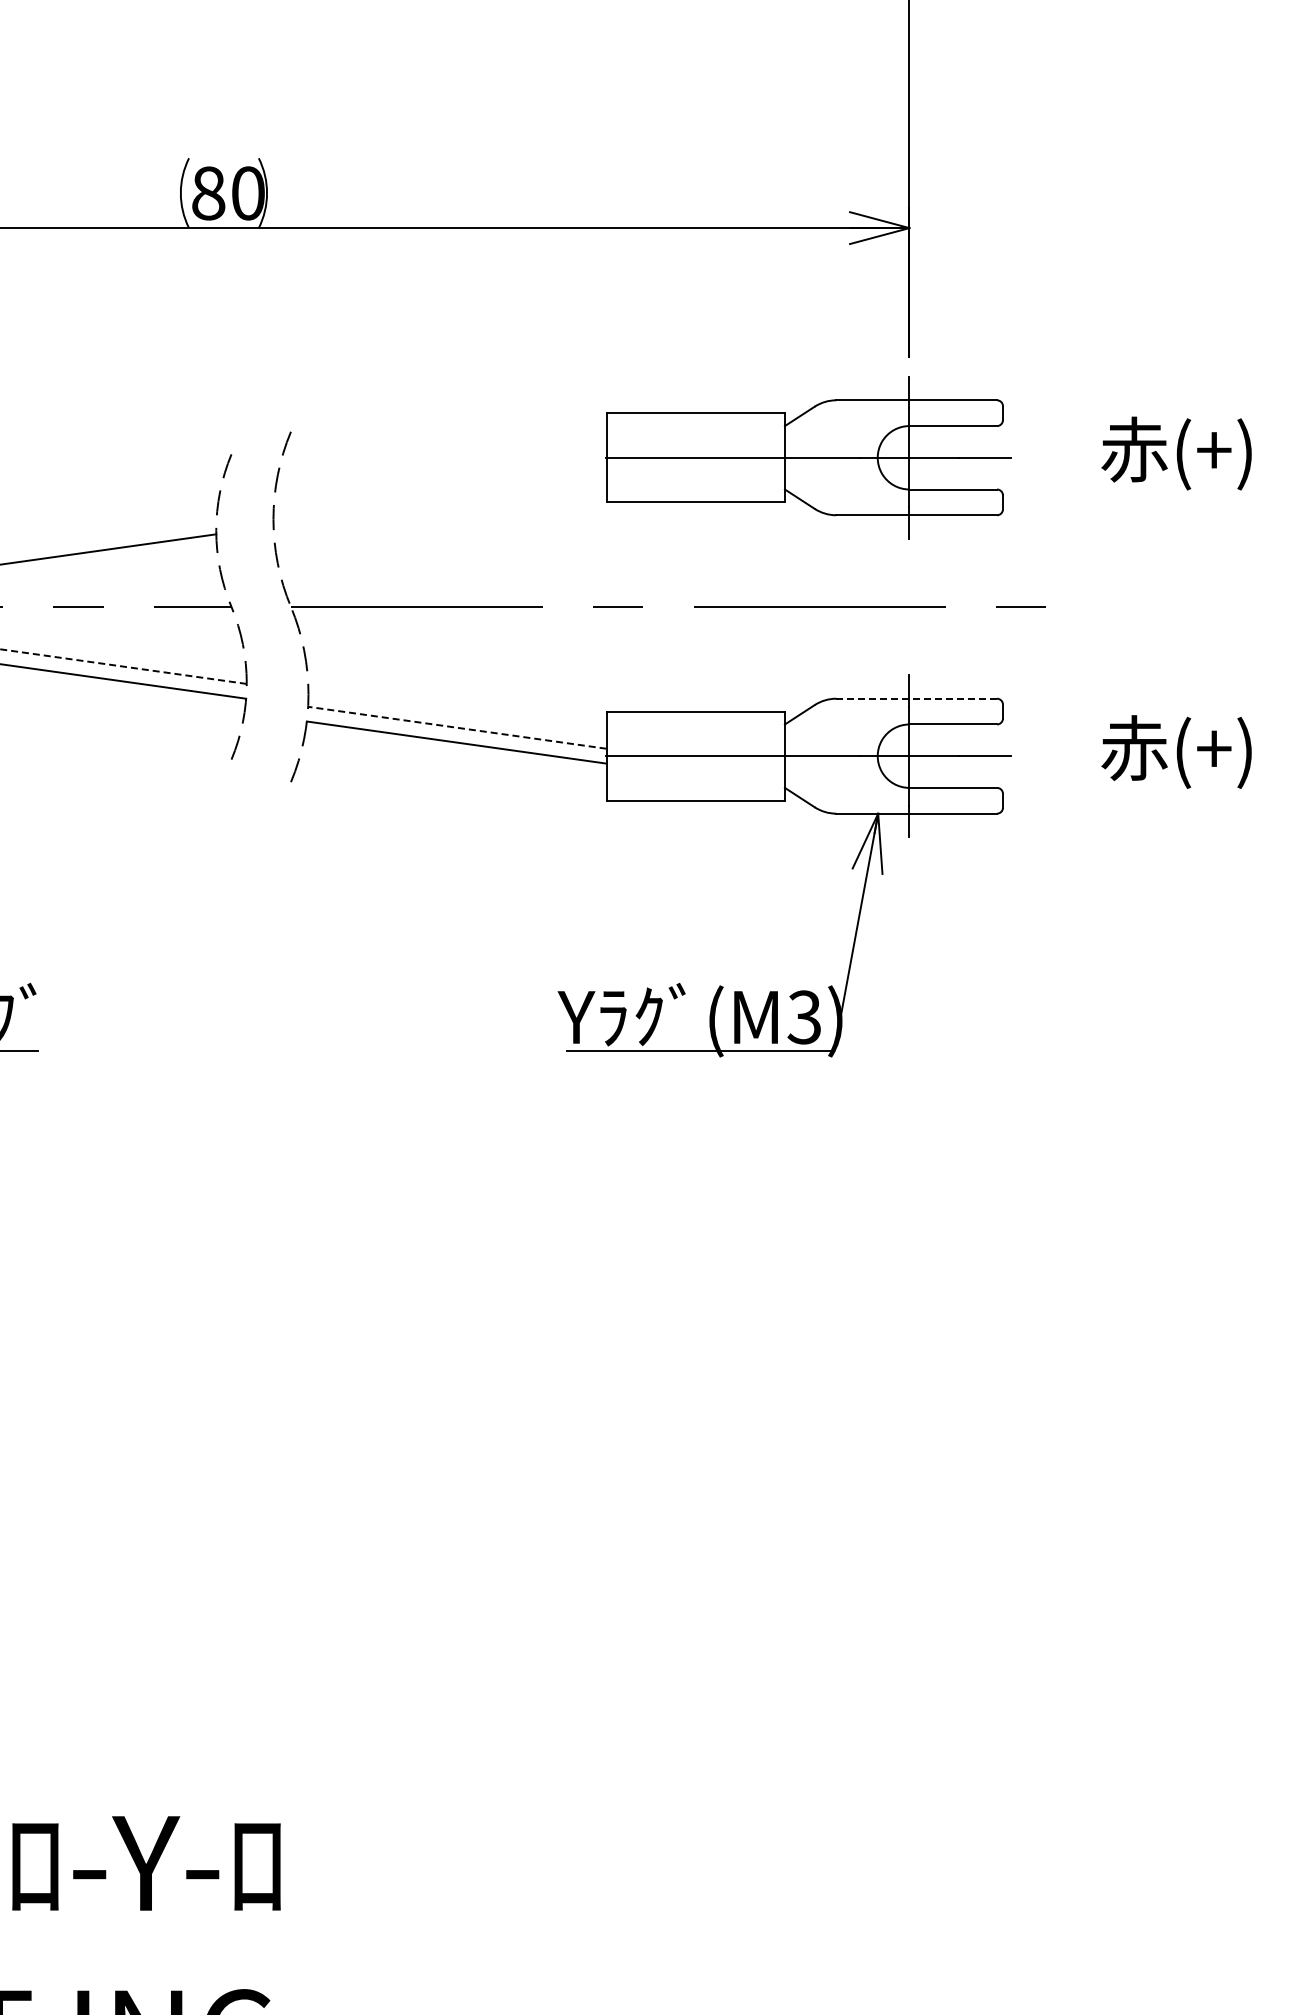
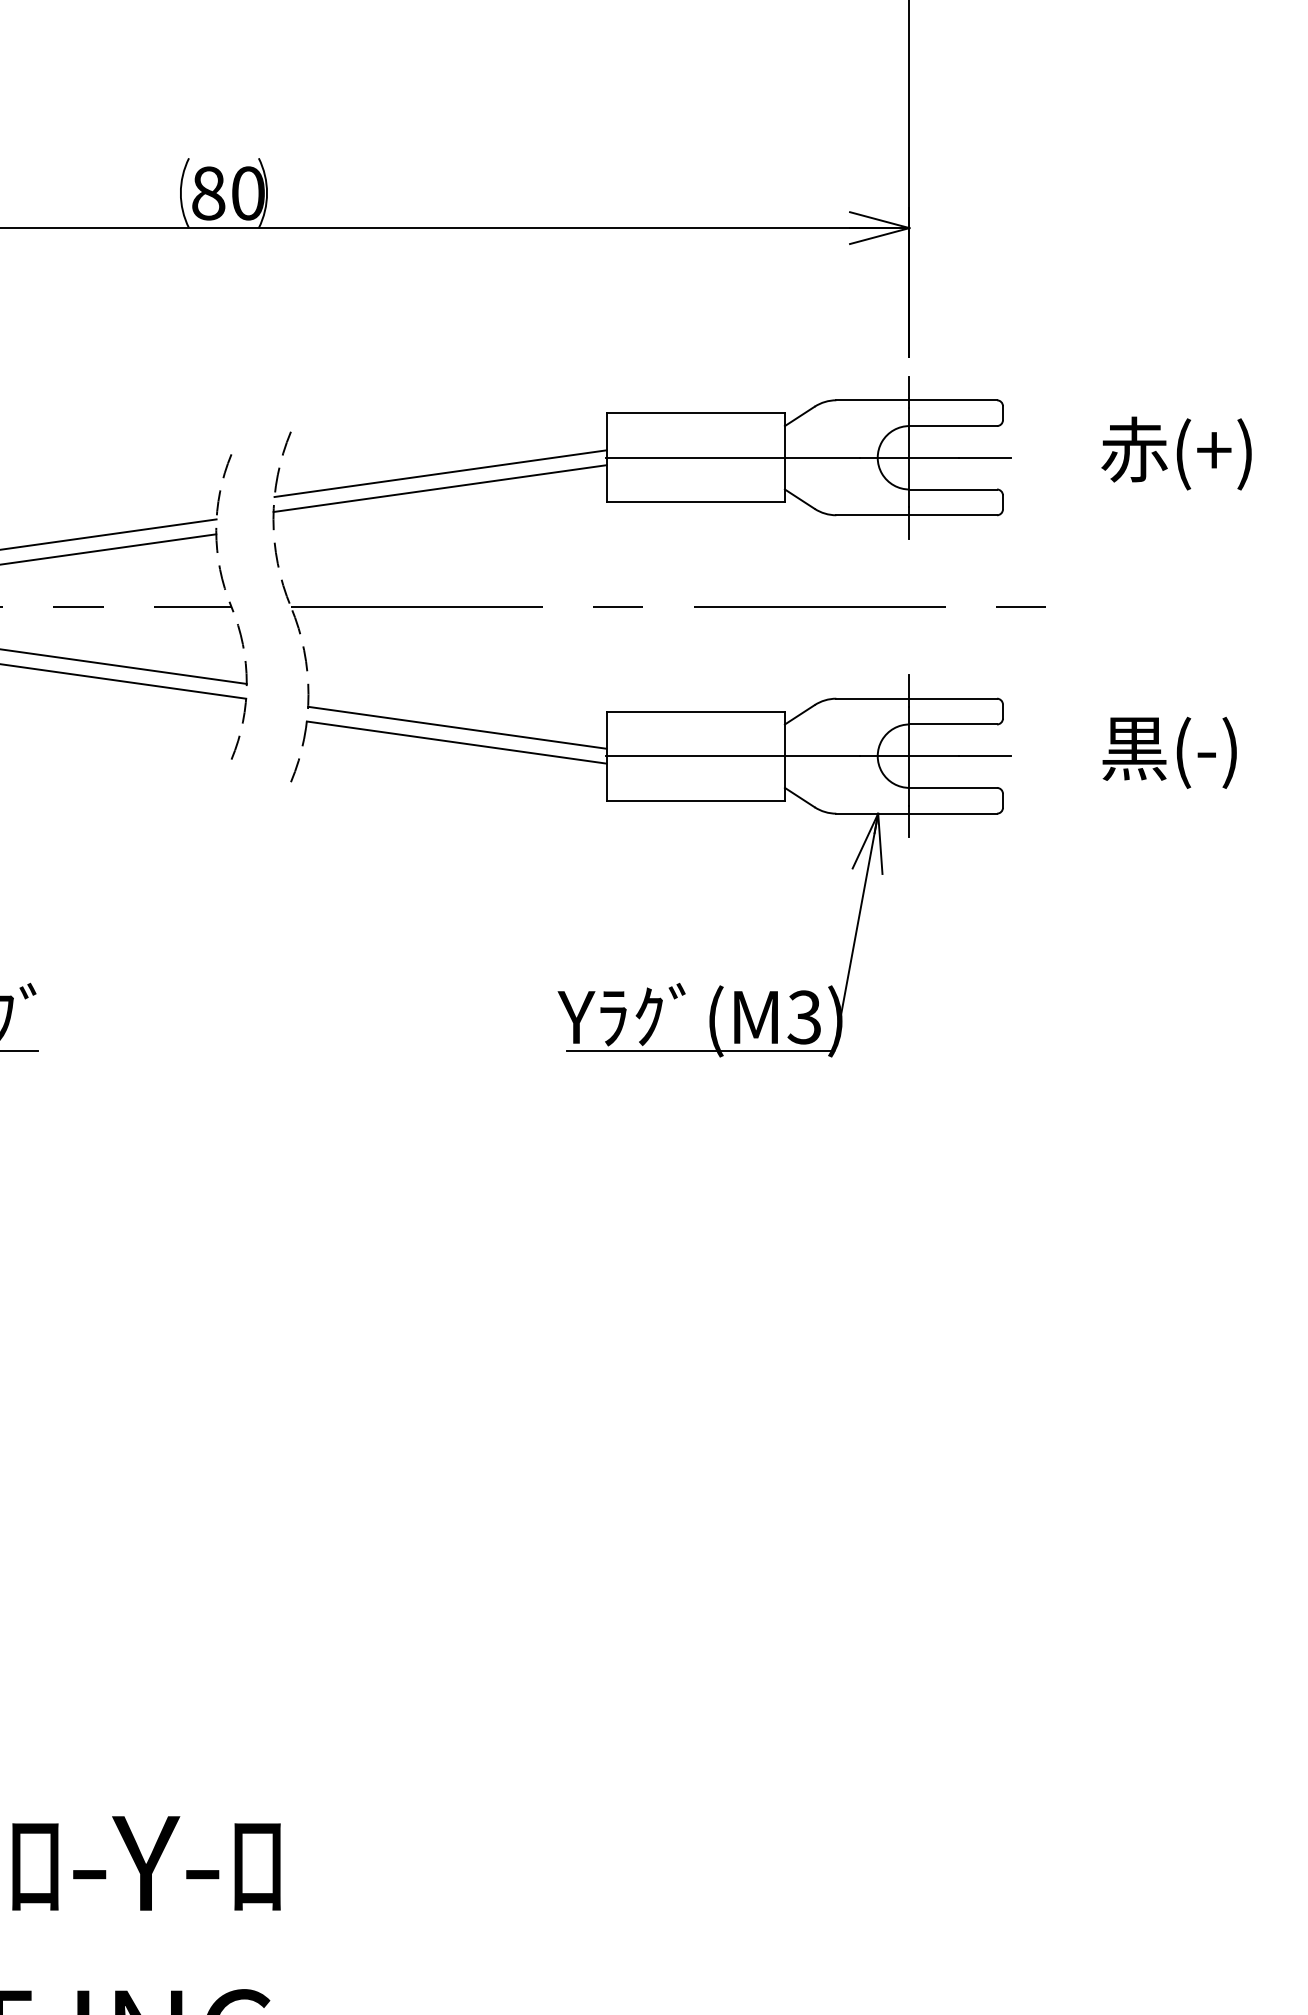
line: none -> present (440, 473)
line: none -> present (439, 488)
line: none -> present (109, 534)
line: dashed -> solid (123, 666)
line: dashed -> solid (917, 698)
line: dashed -> solid (457, 727)
text: 赤(+) -> 黒(-) (1176, 751)
